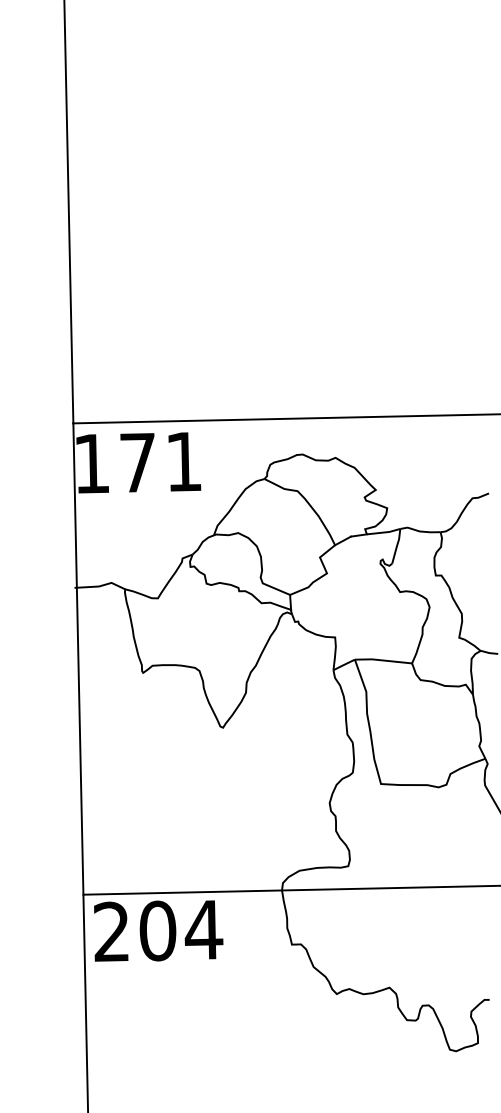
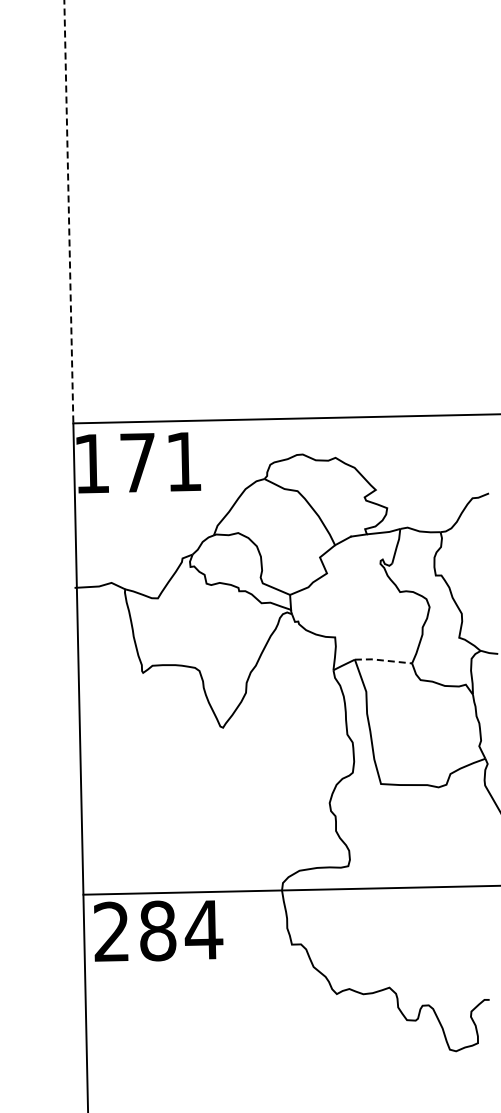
line: solid -> dashed (68, 212)
line: solid -> dashed (382, 660)
text: 204 -> 284 (157, 930)
